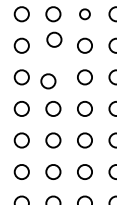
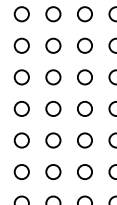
part size: 12x13 px -> 16x17 px (84, 14)
part position: (54, 39) -> (53, 45) (53, 45)
part position: (48, 81) -> (53, 77) (53, 77)
